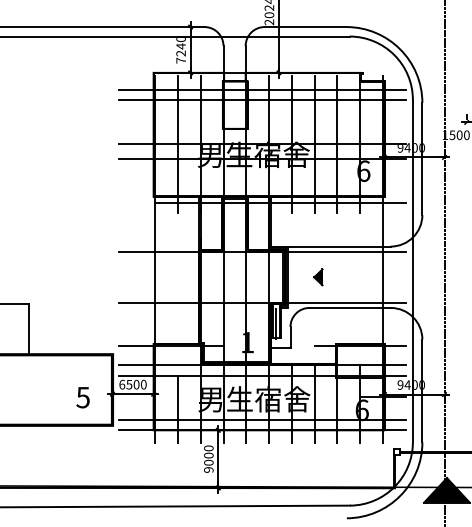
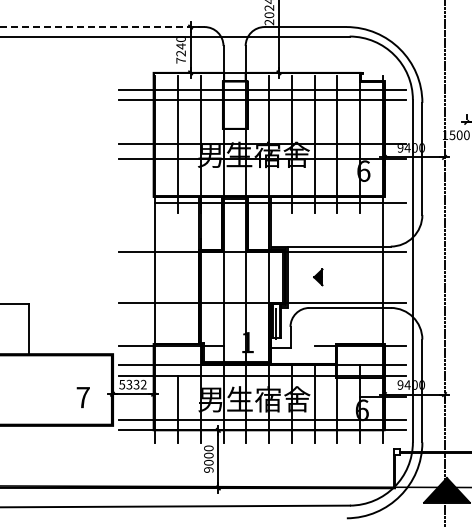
line: solid -> dashed (102, 27)
text: 6500 -> 5332 (132, 384)
text: 5 -> 7 (82, 397)
